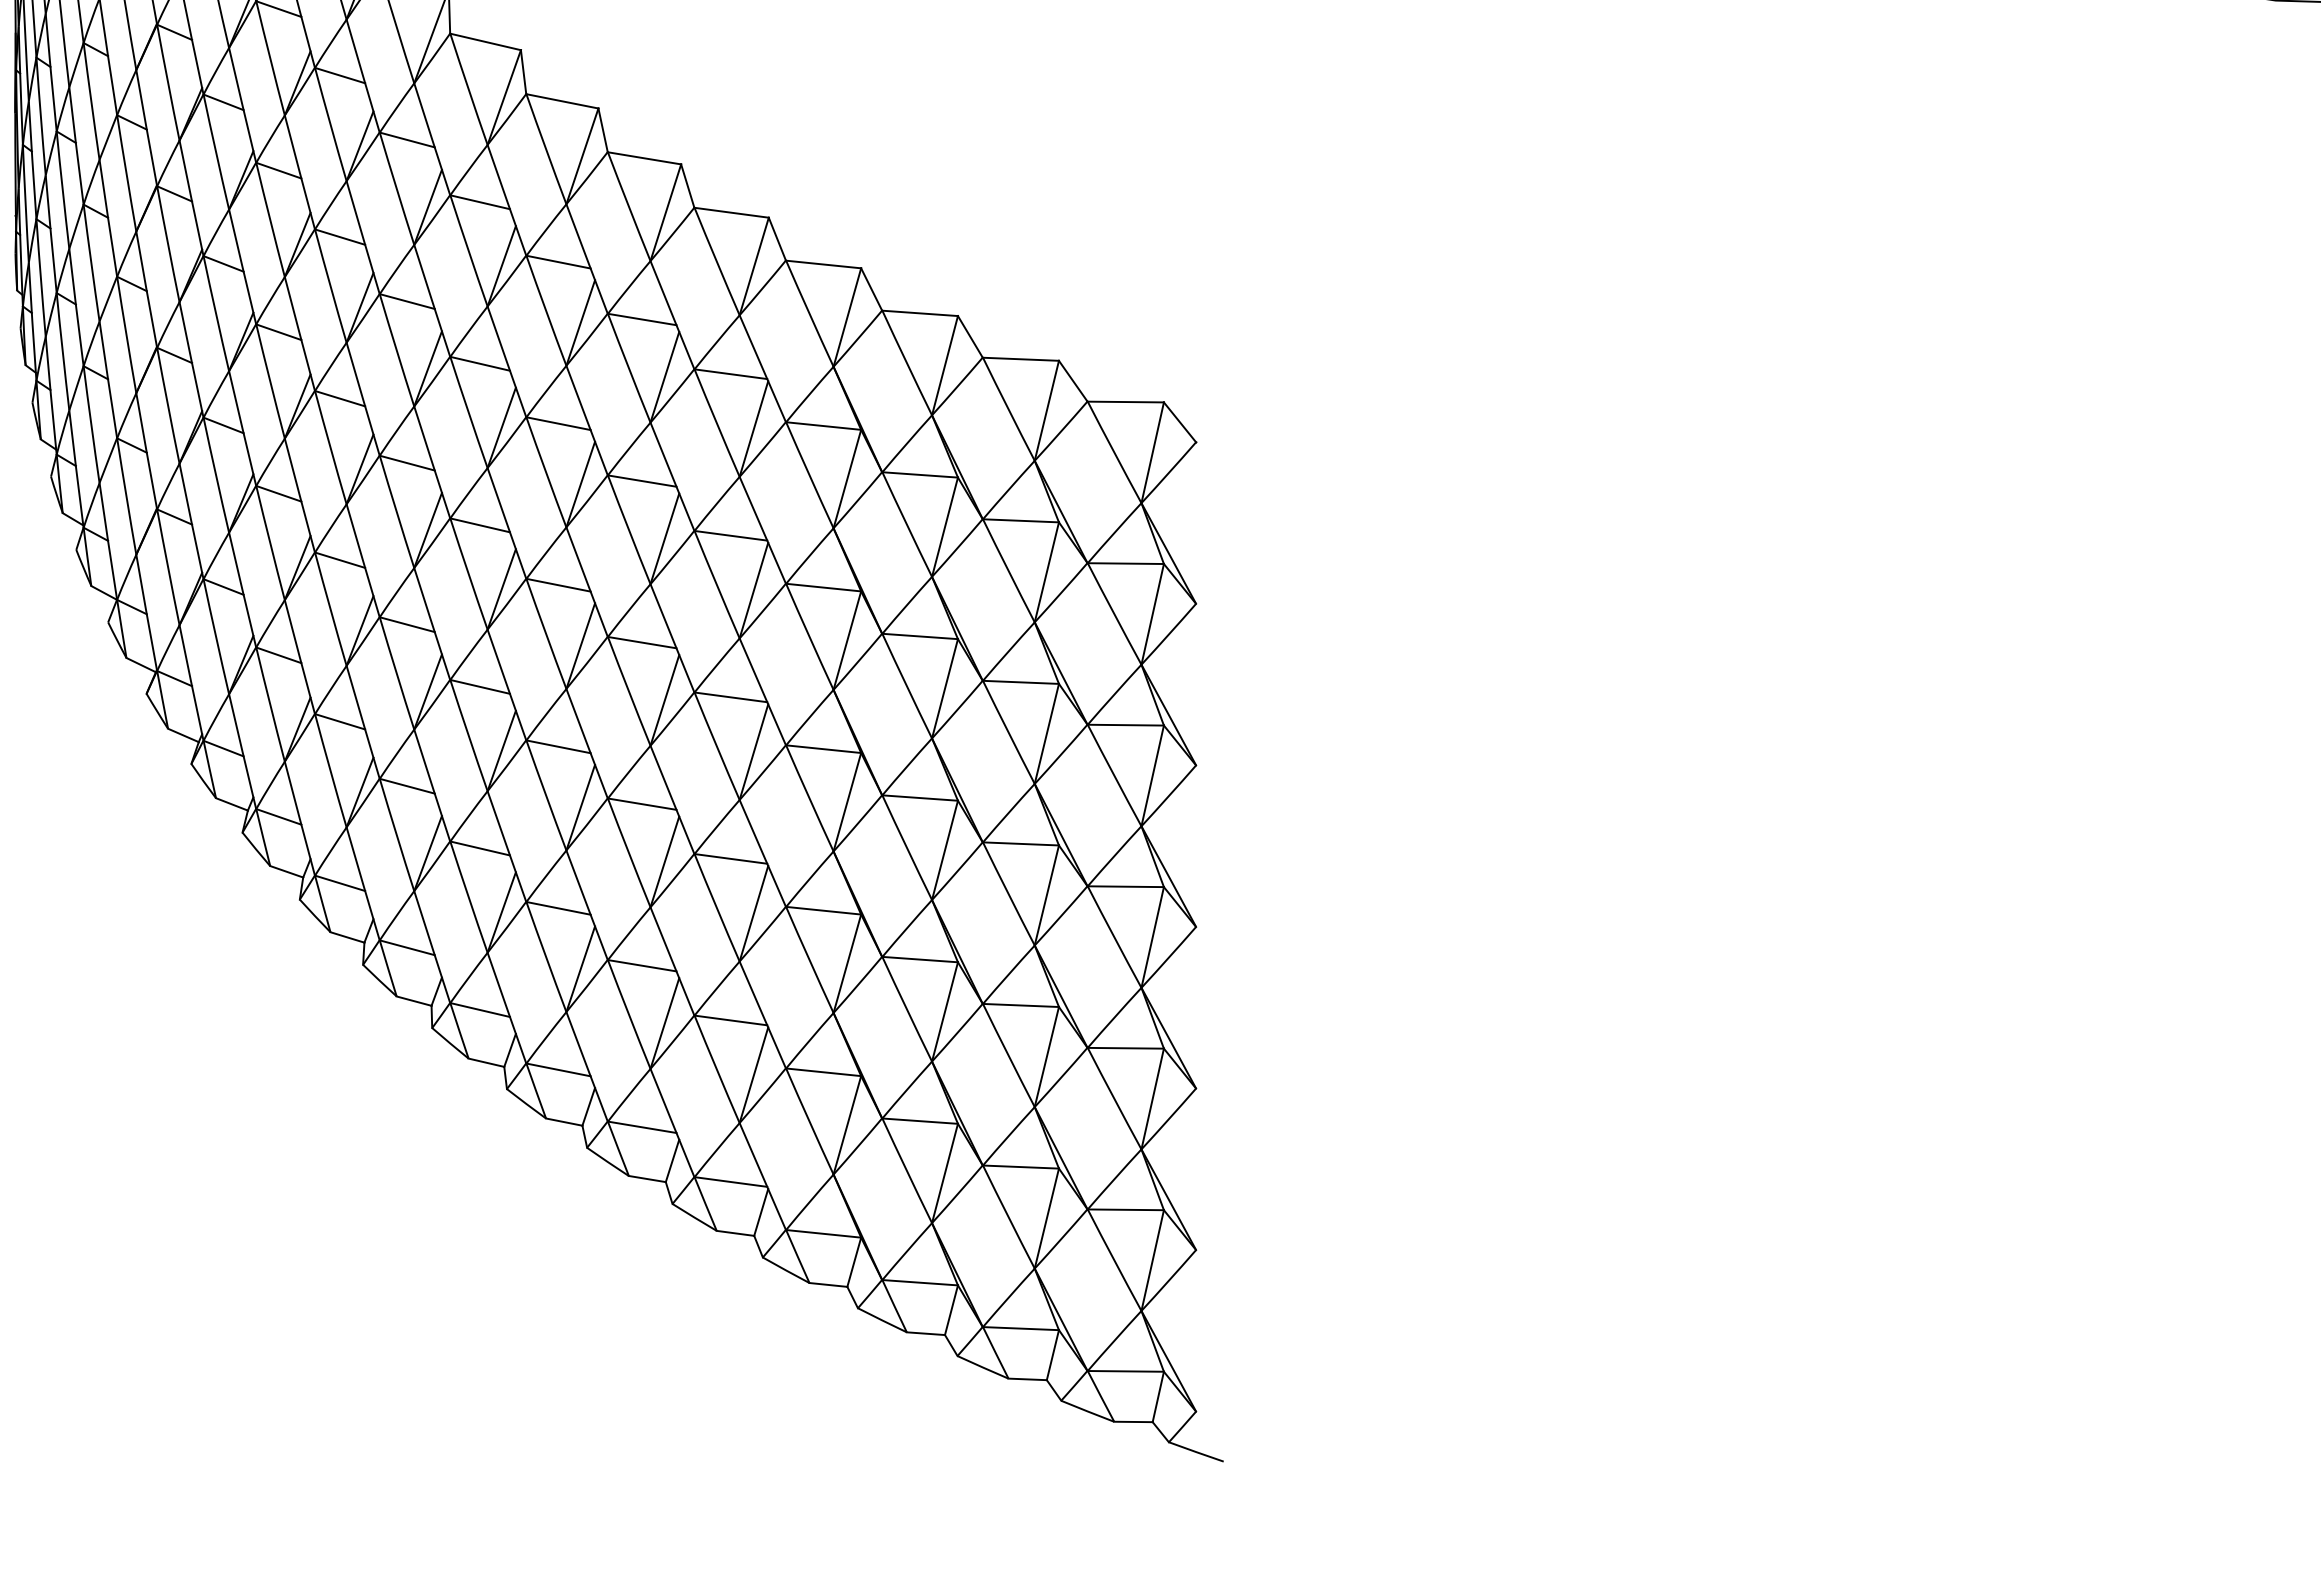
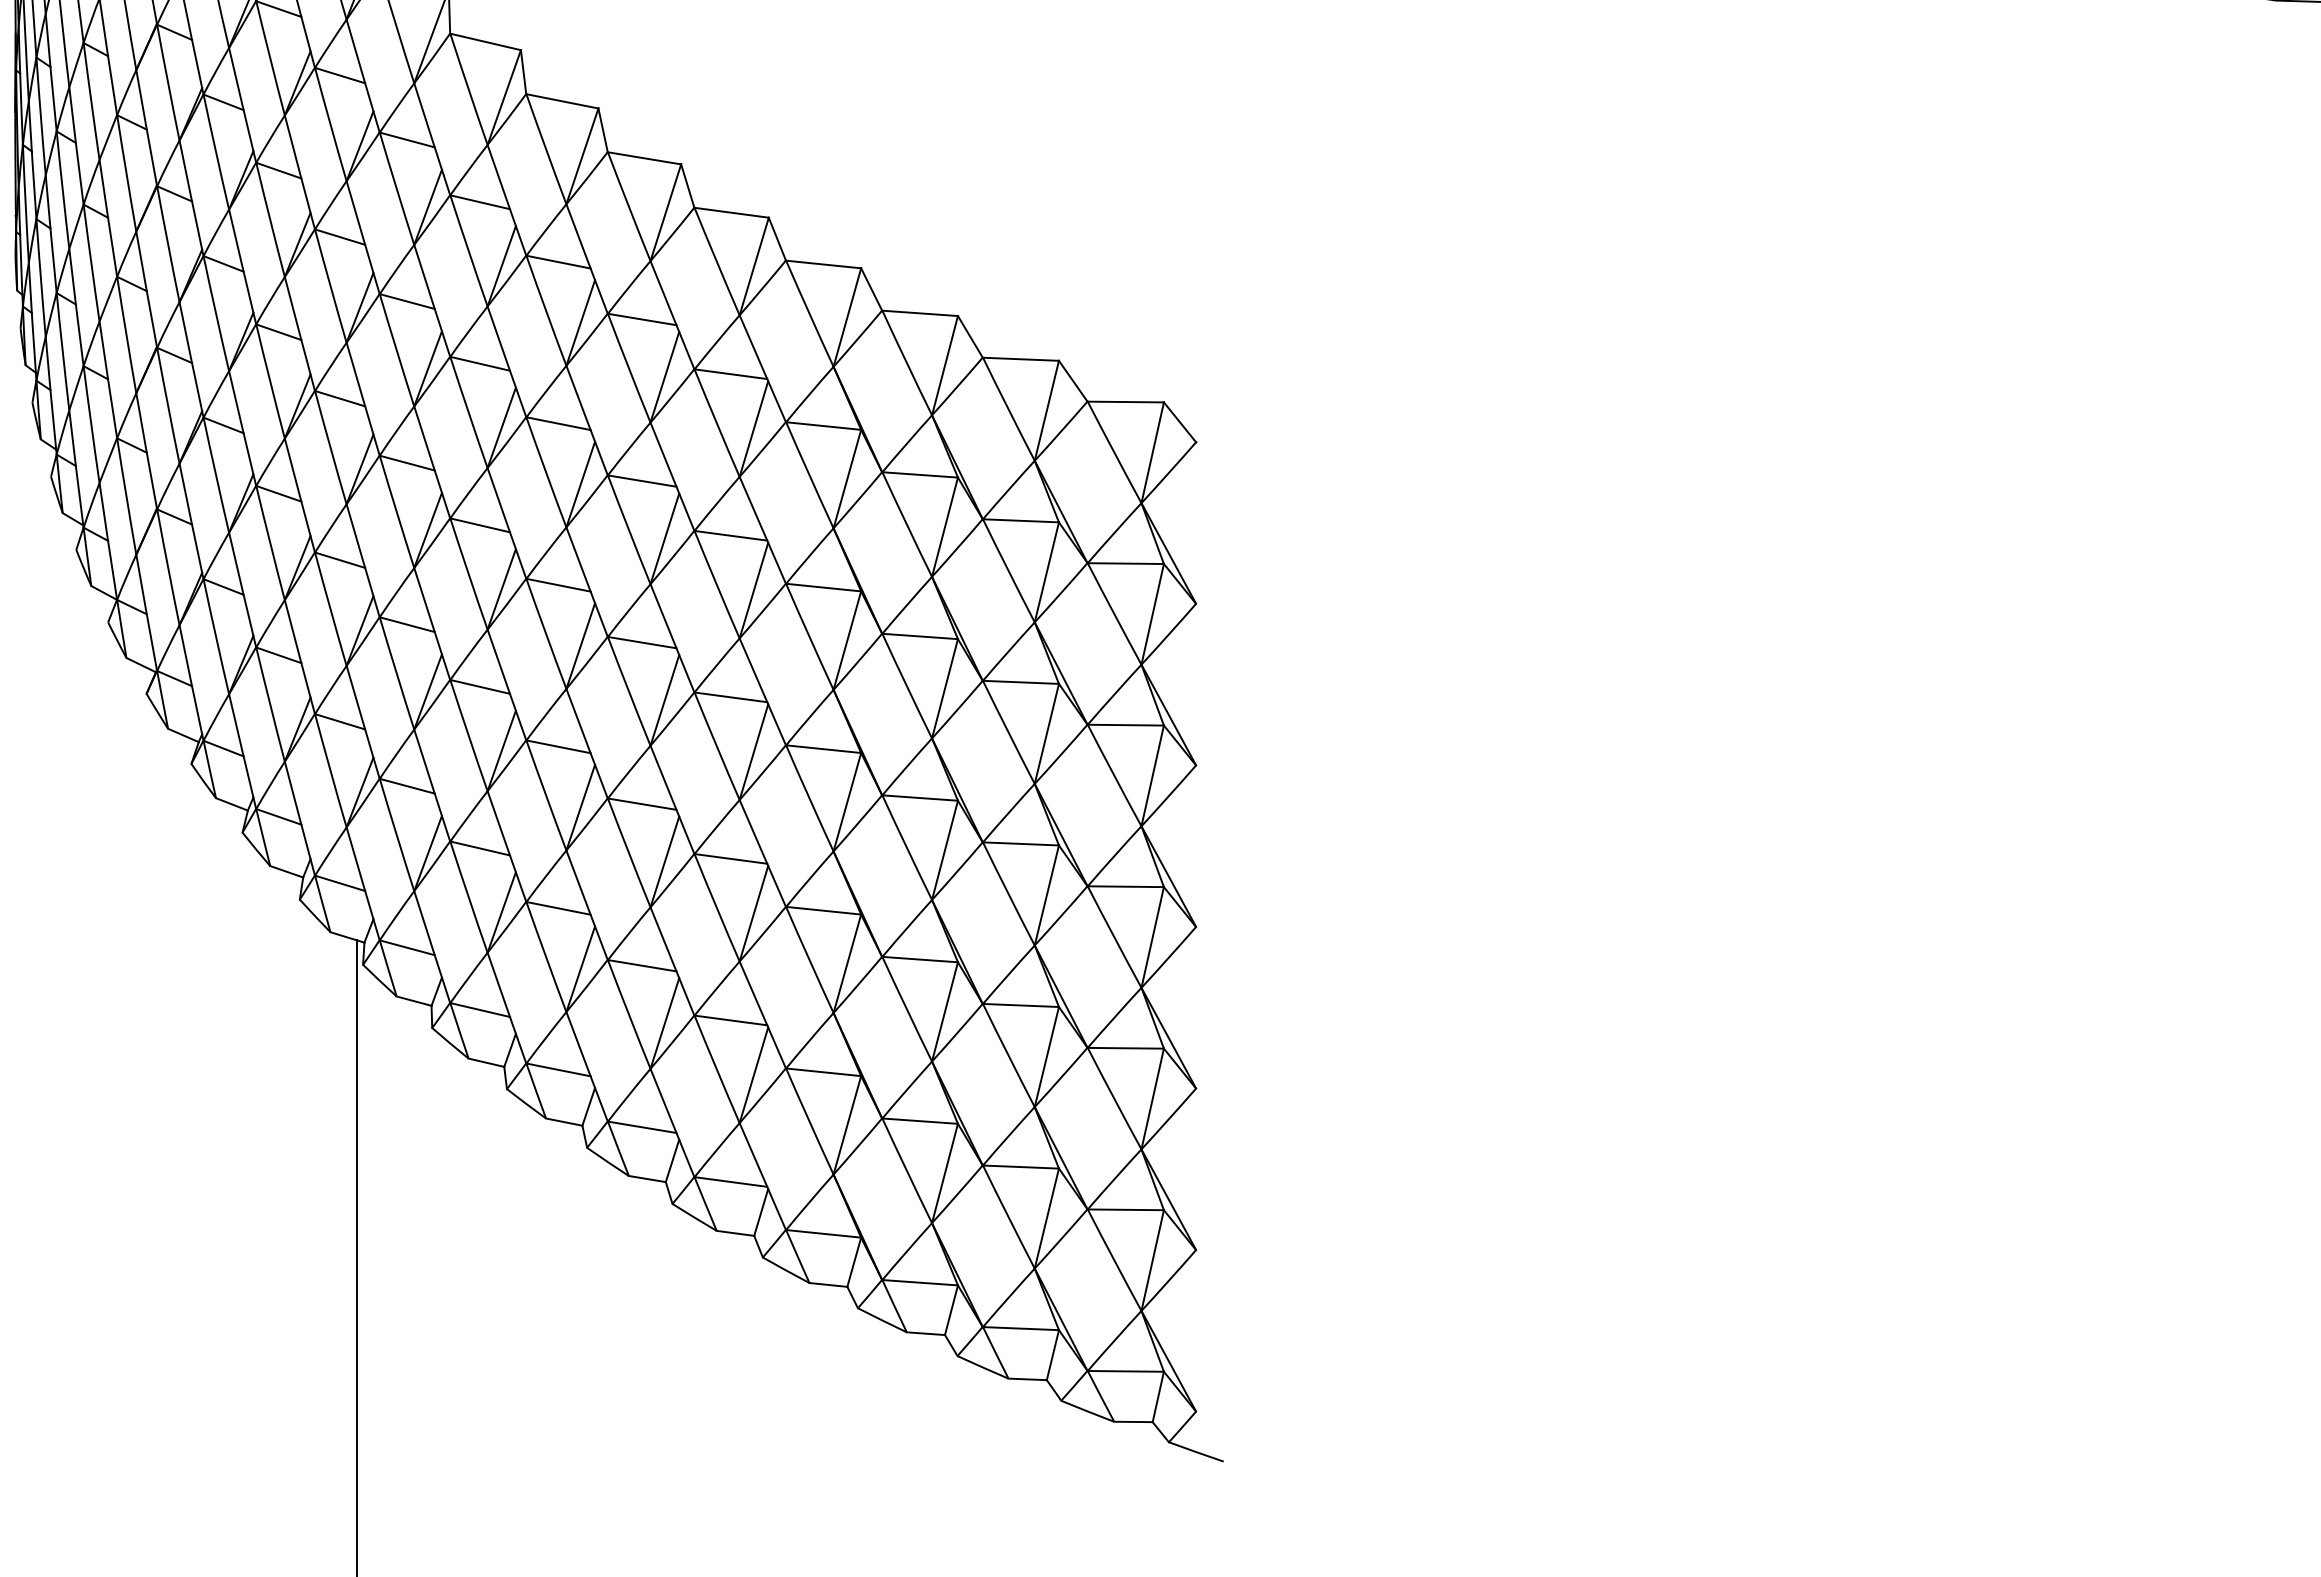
line: none -> present (357, 1256)
